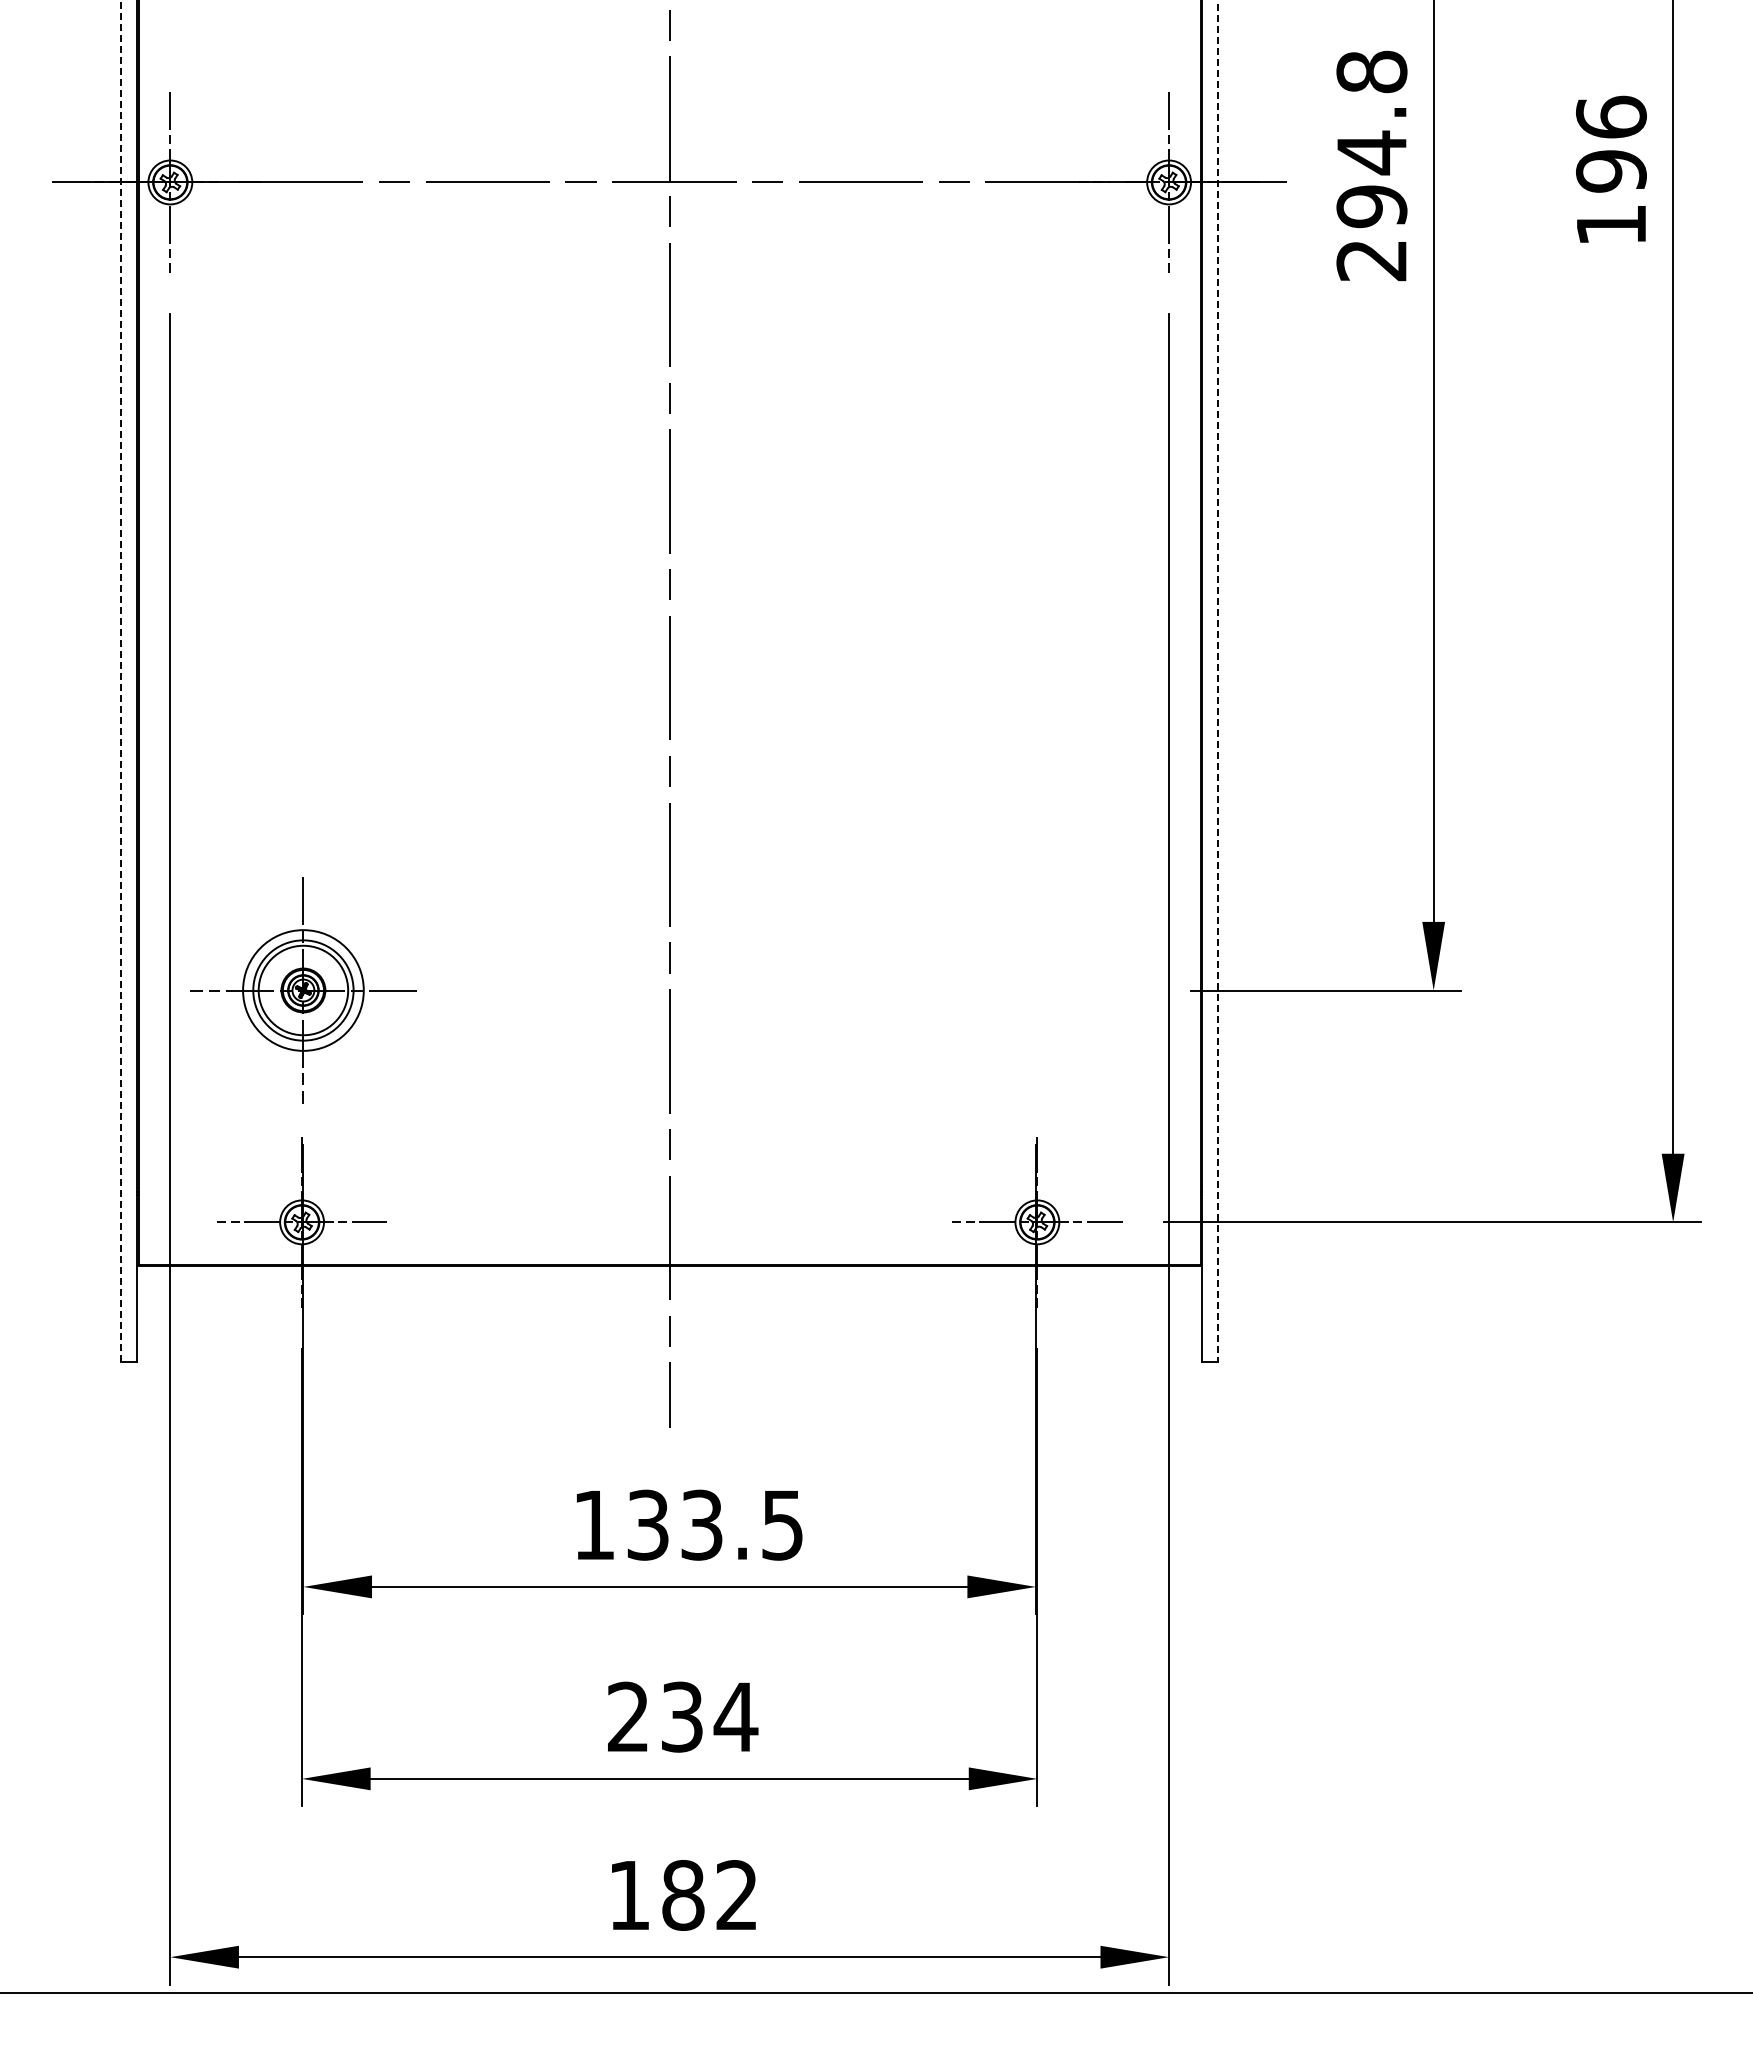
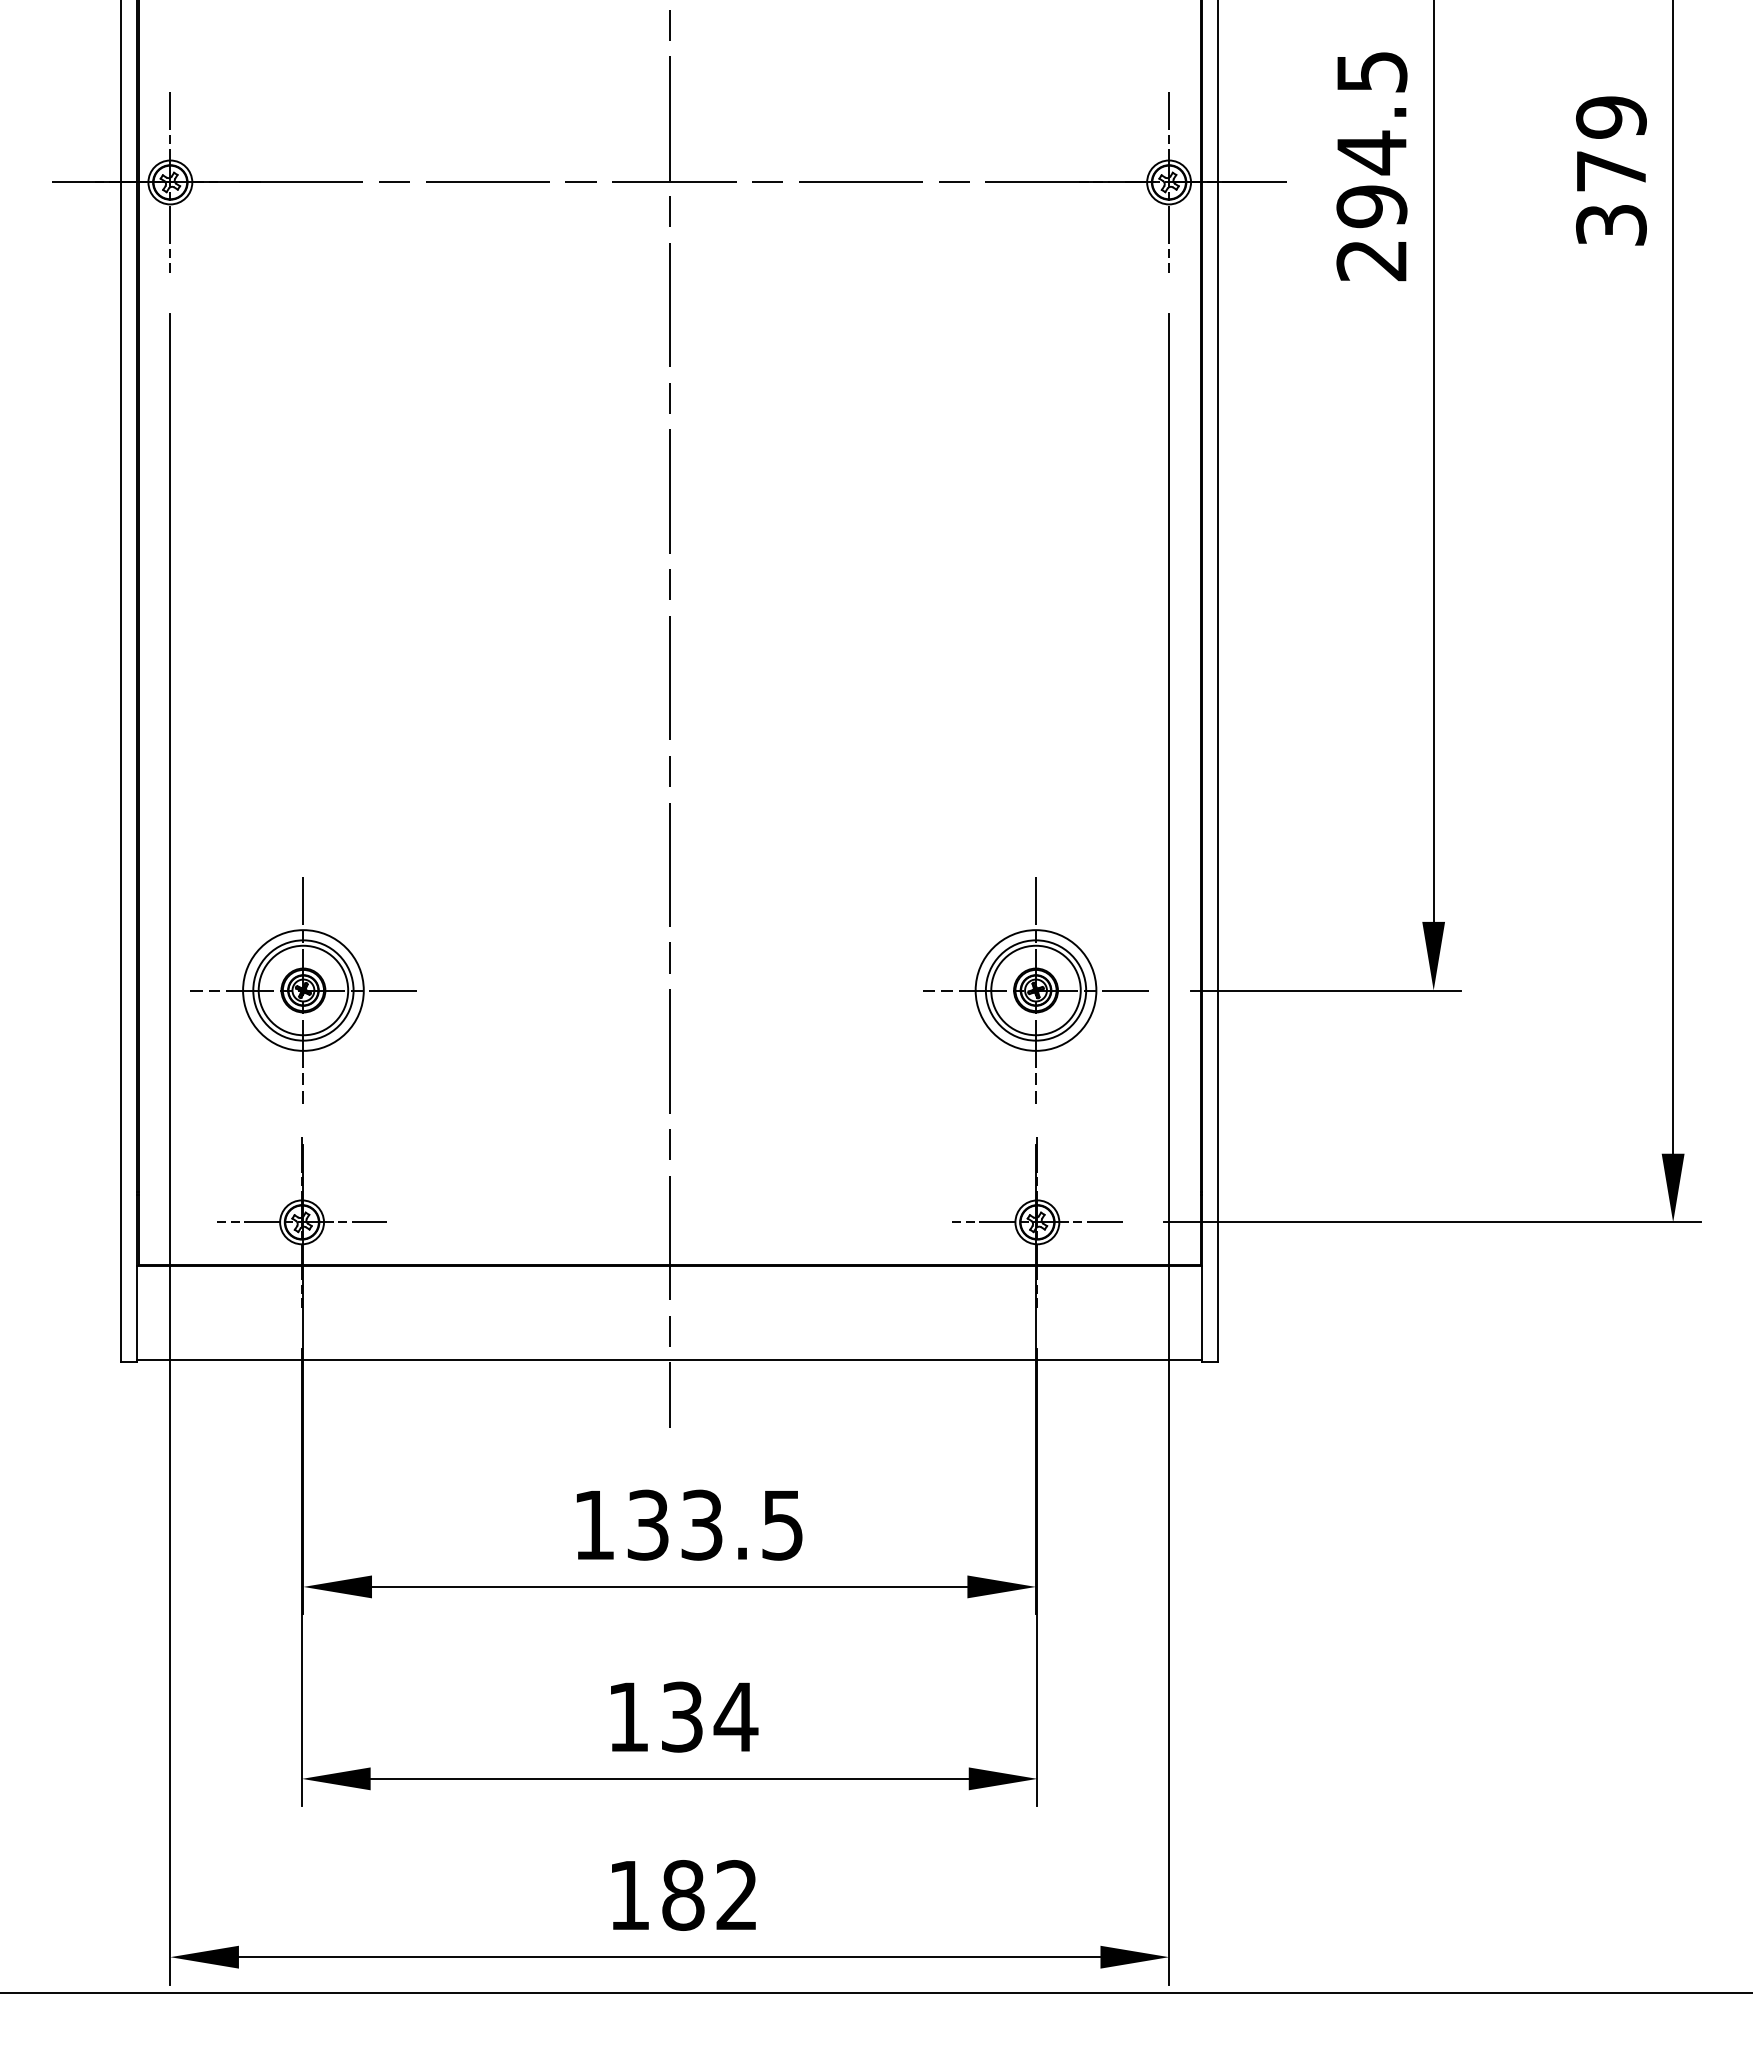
text: 294.8 -> 294.5 (1371, 71)
text: 196 -> 379 (1611, 170)
line: dashed -> solid (120, 681)
line: dashed -> solid (1218, 681)
part: none -> present (1035, 990)
line: none -> present (669, 1359)
text: 234 -> 134 (627, 1716)
